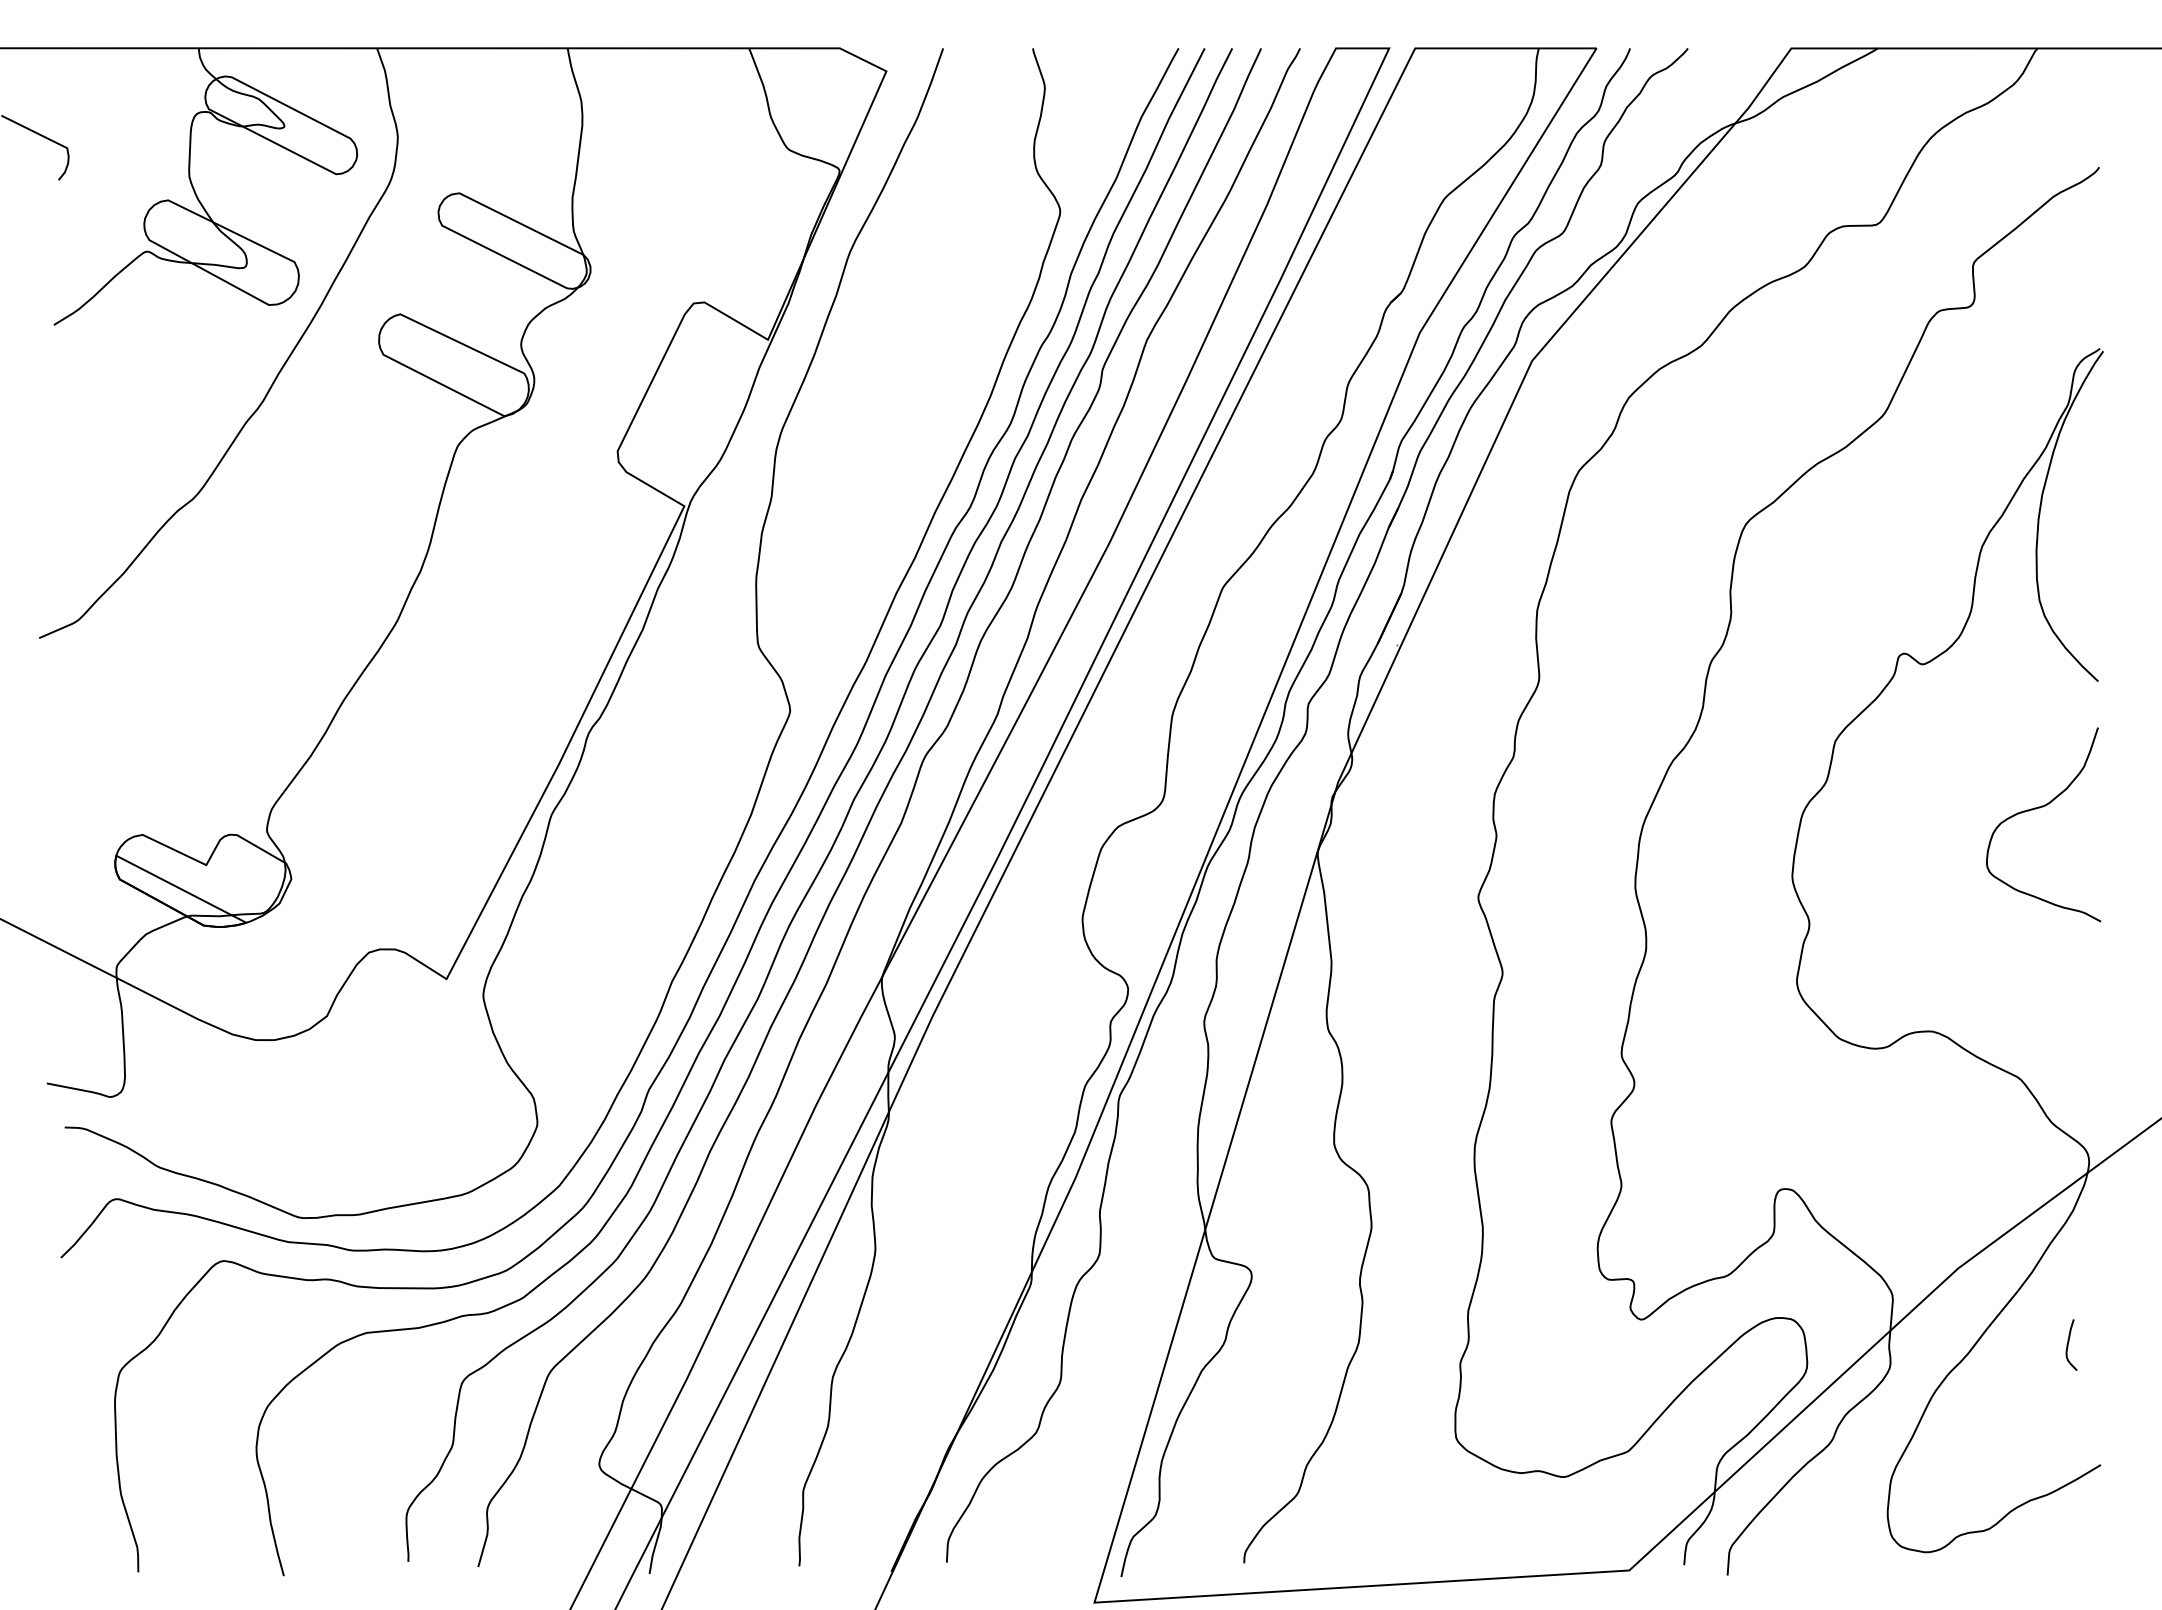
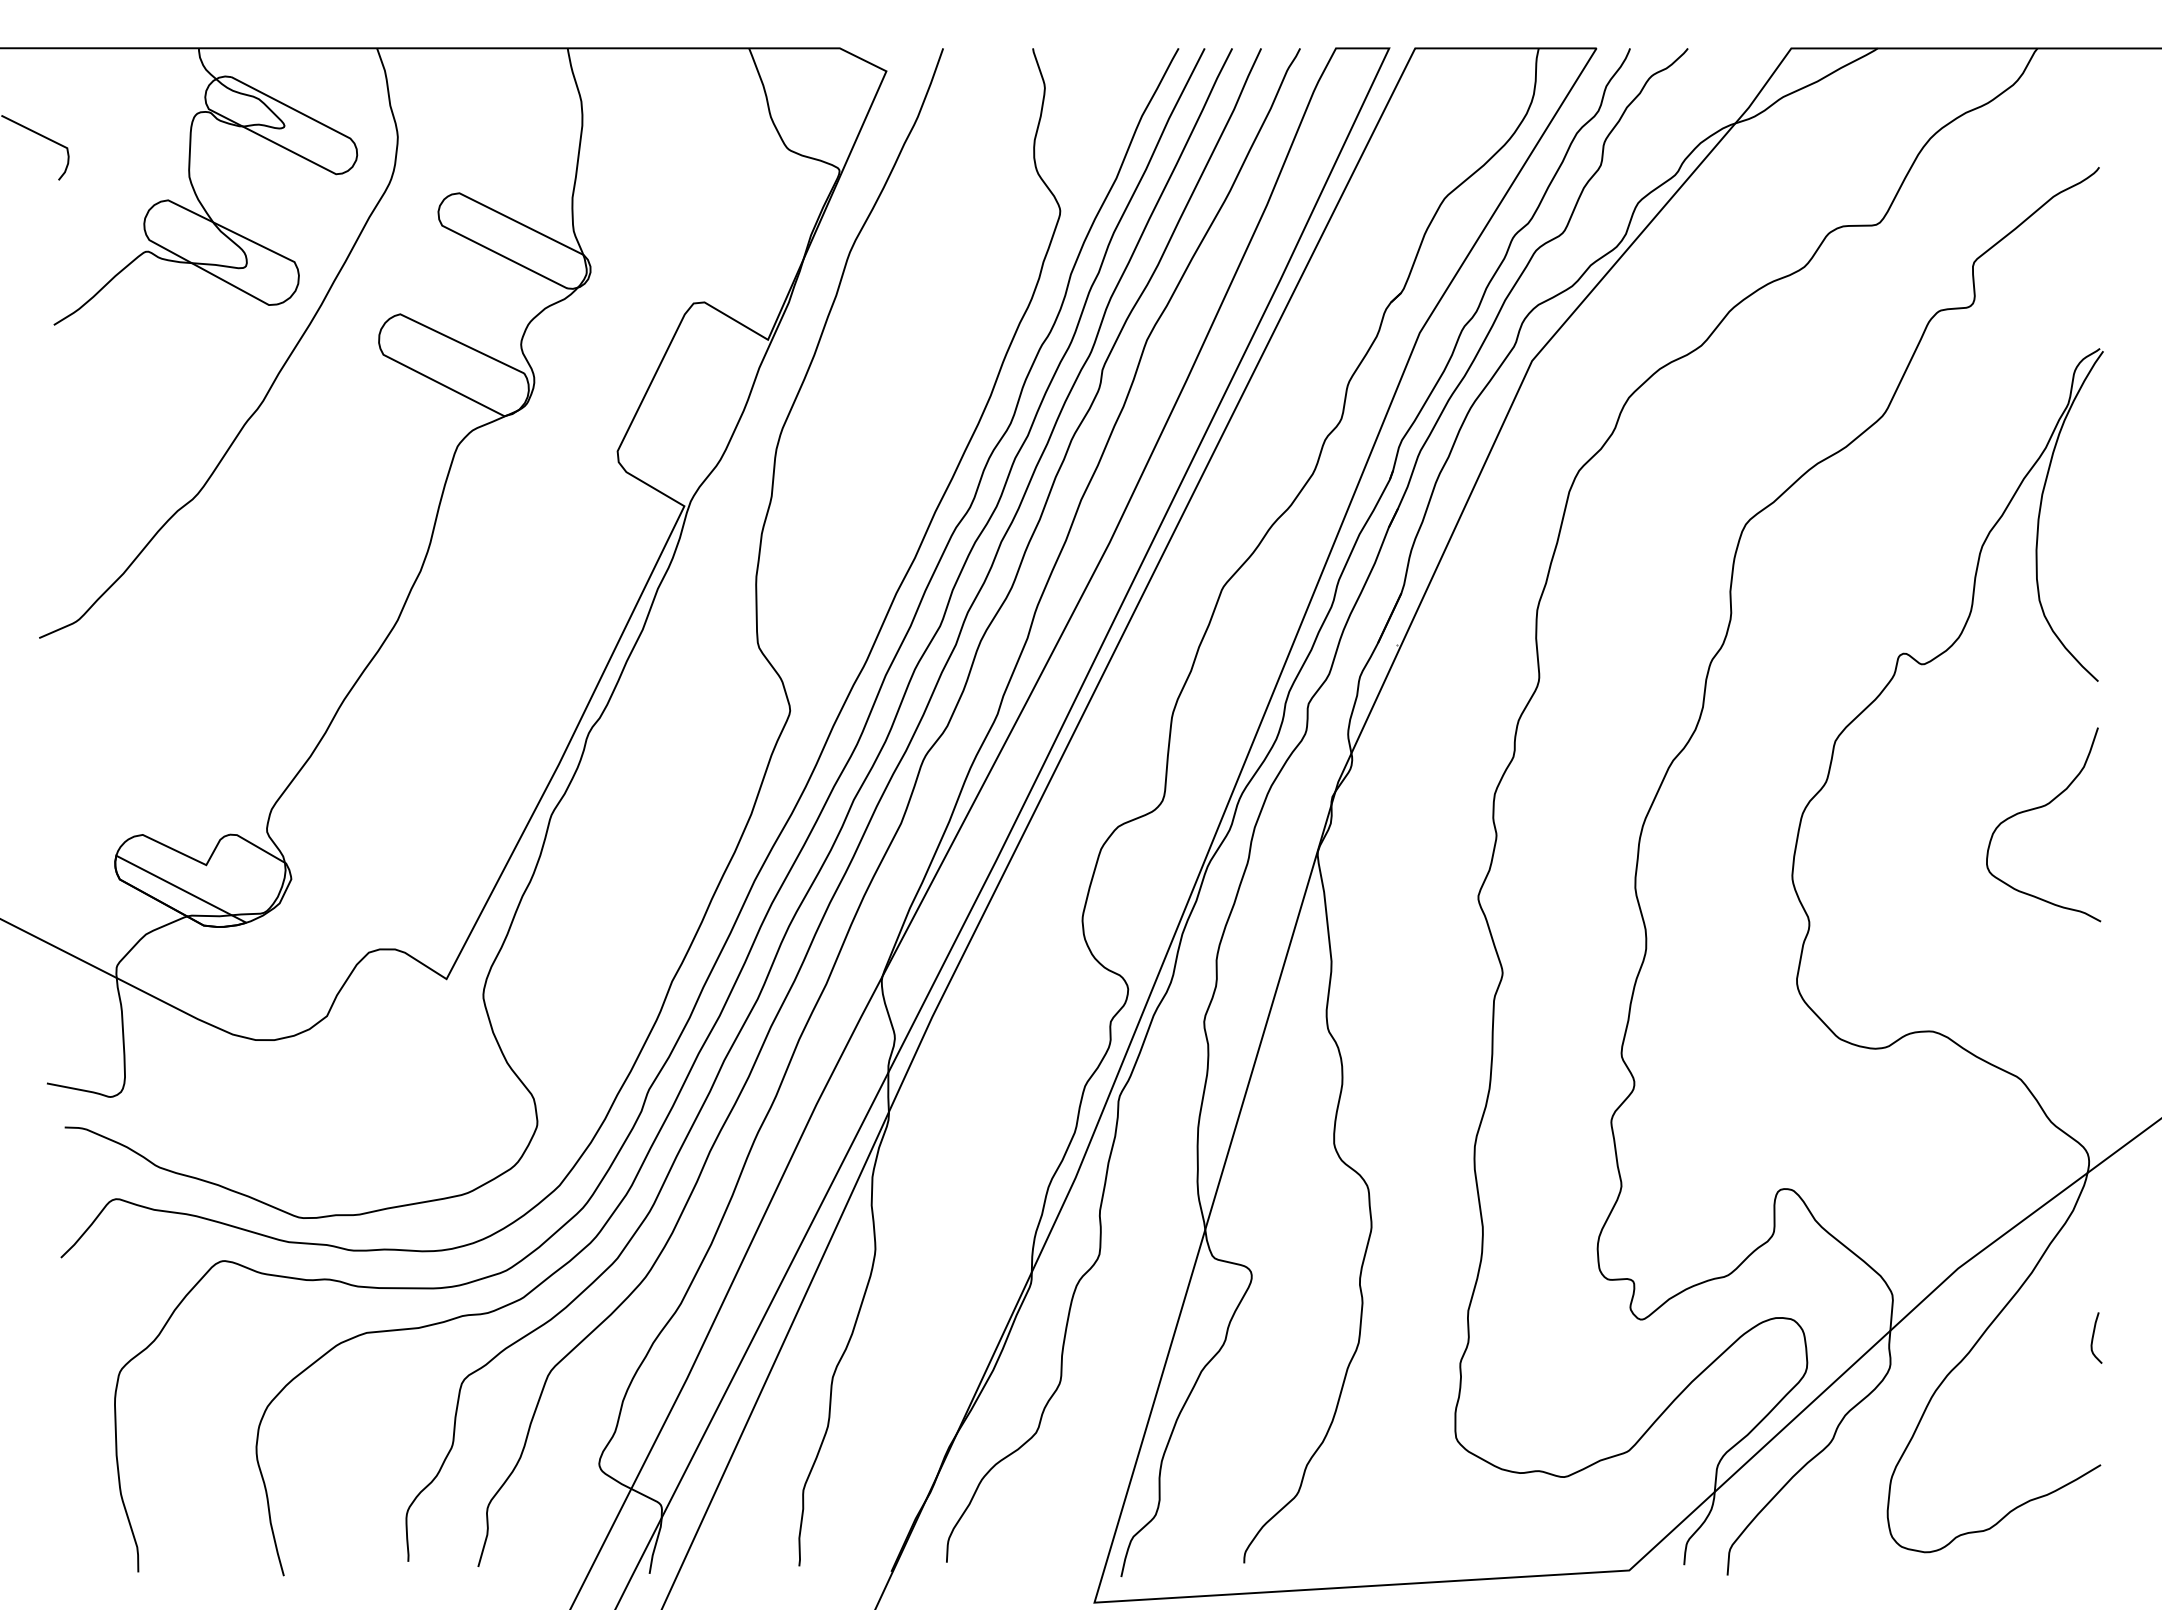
curve position: (2069, 1342) -> (2094, 1335) (2094, 1335)
